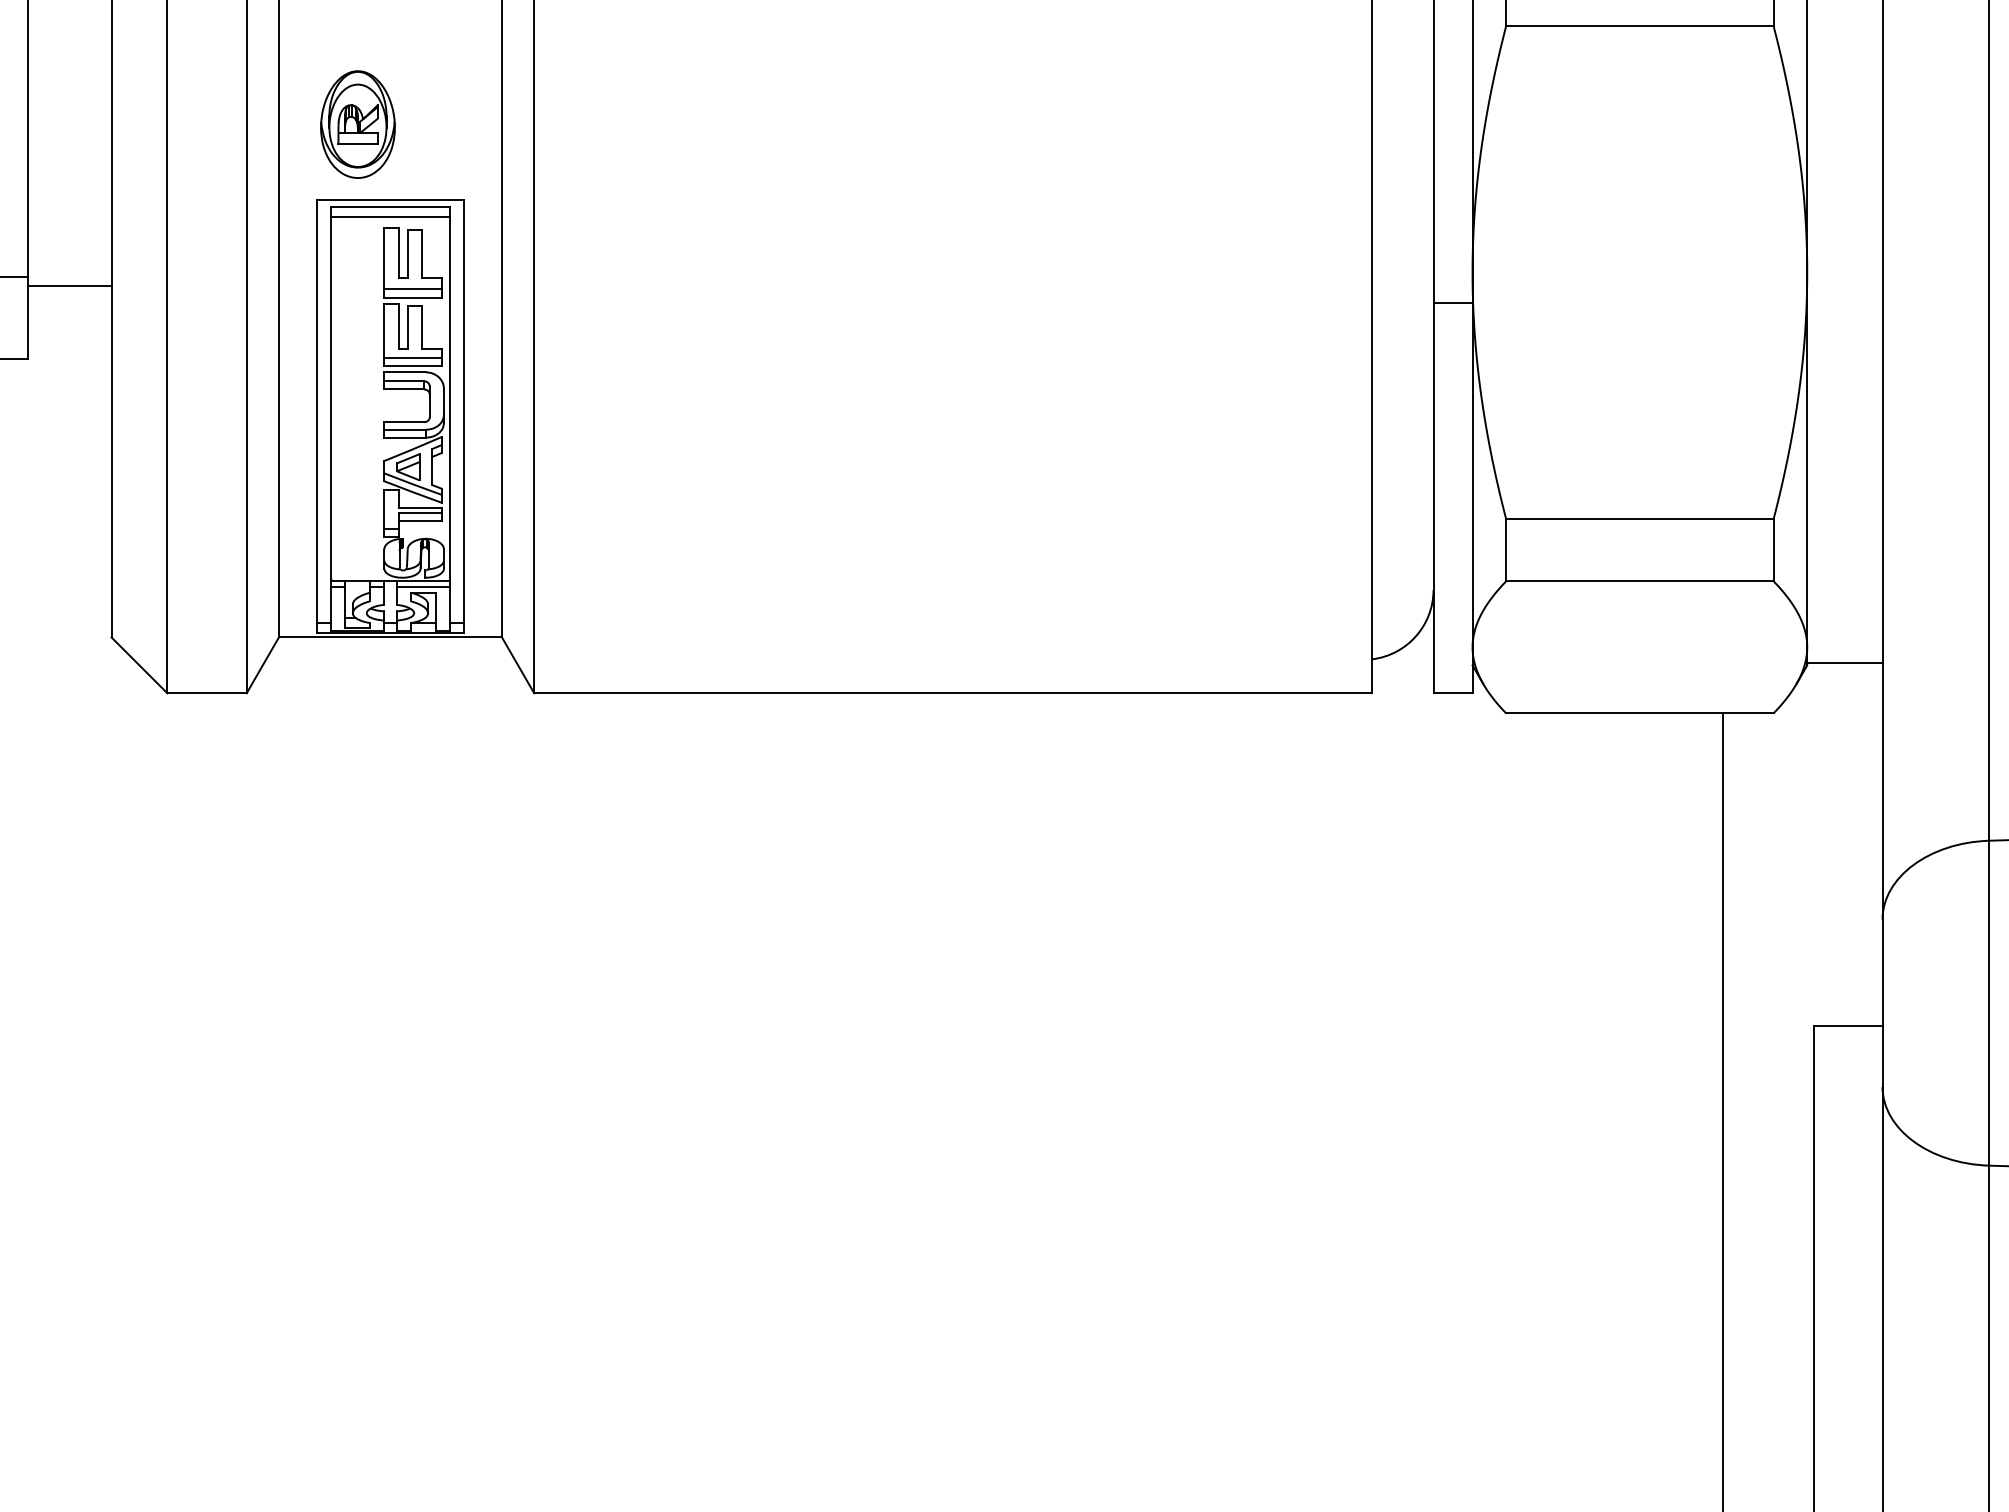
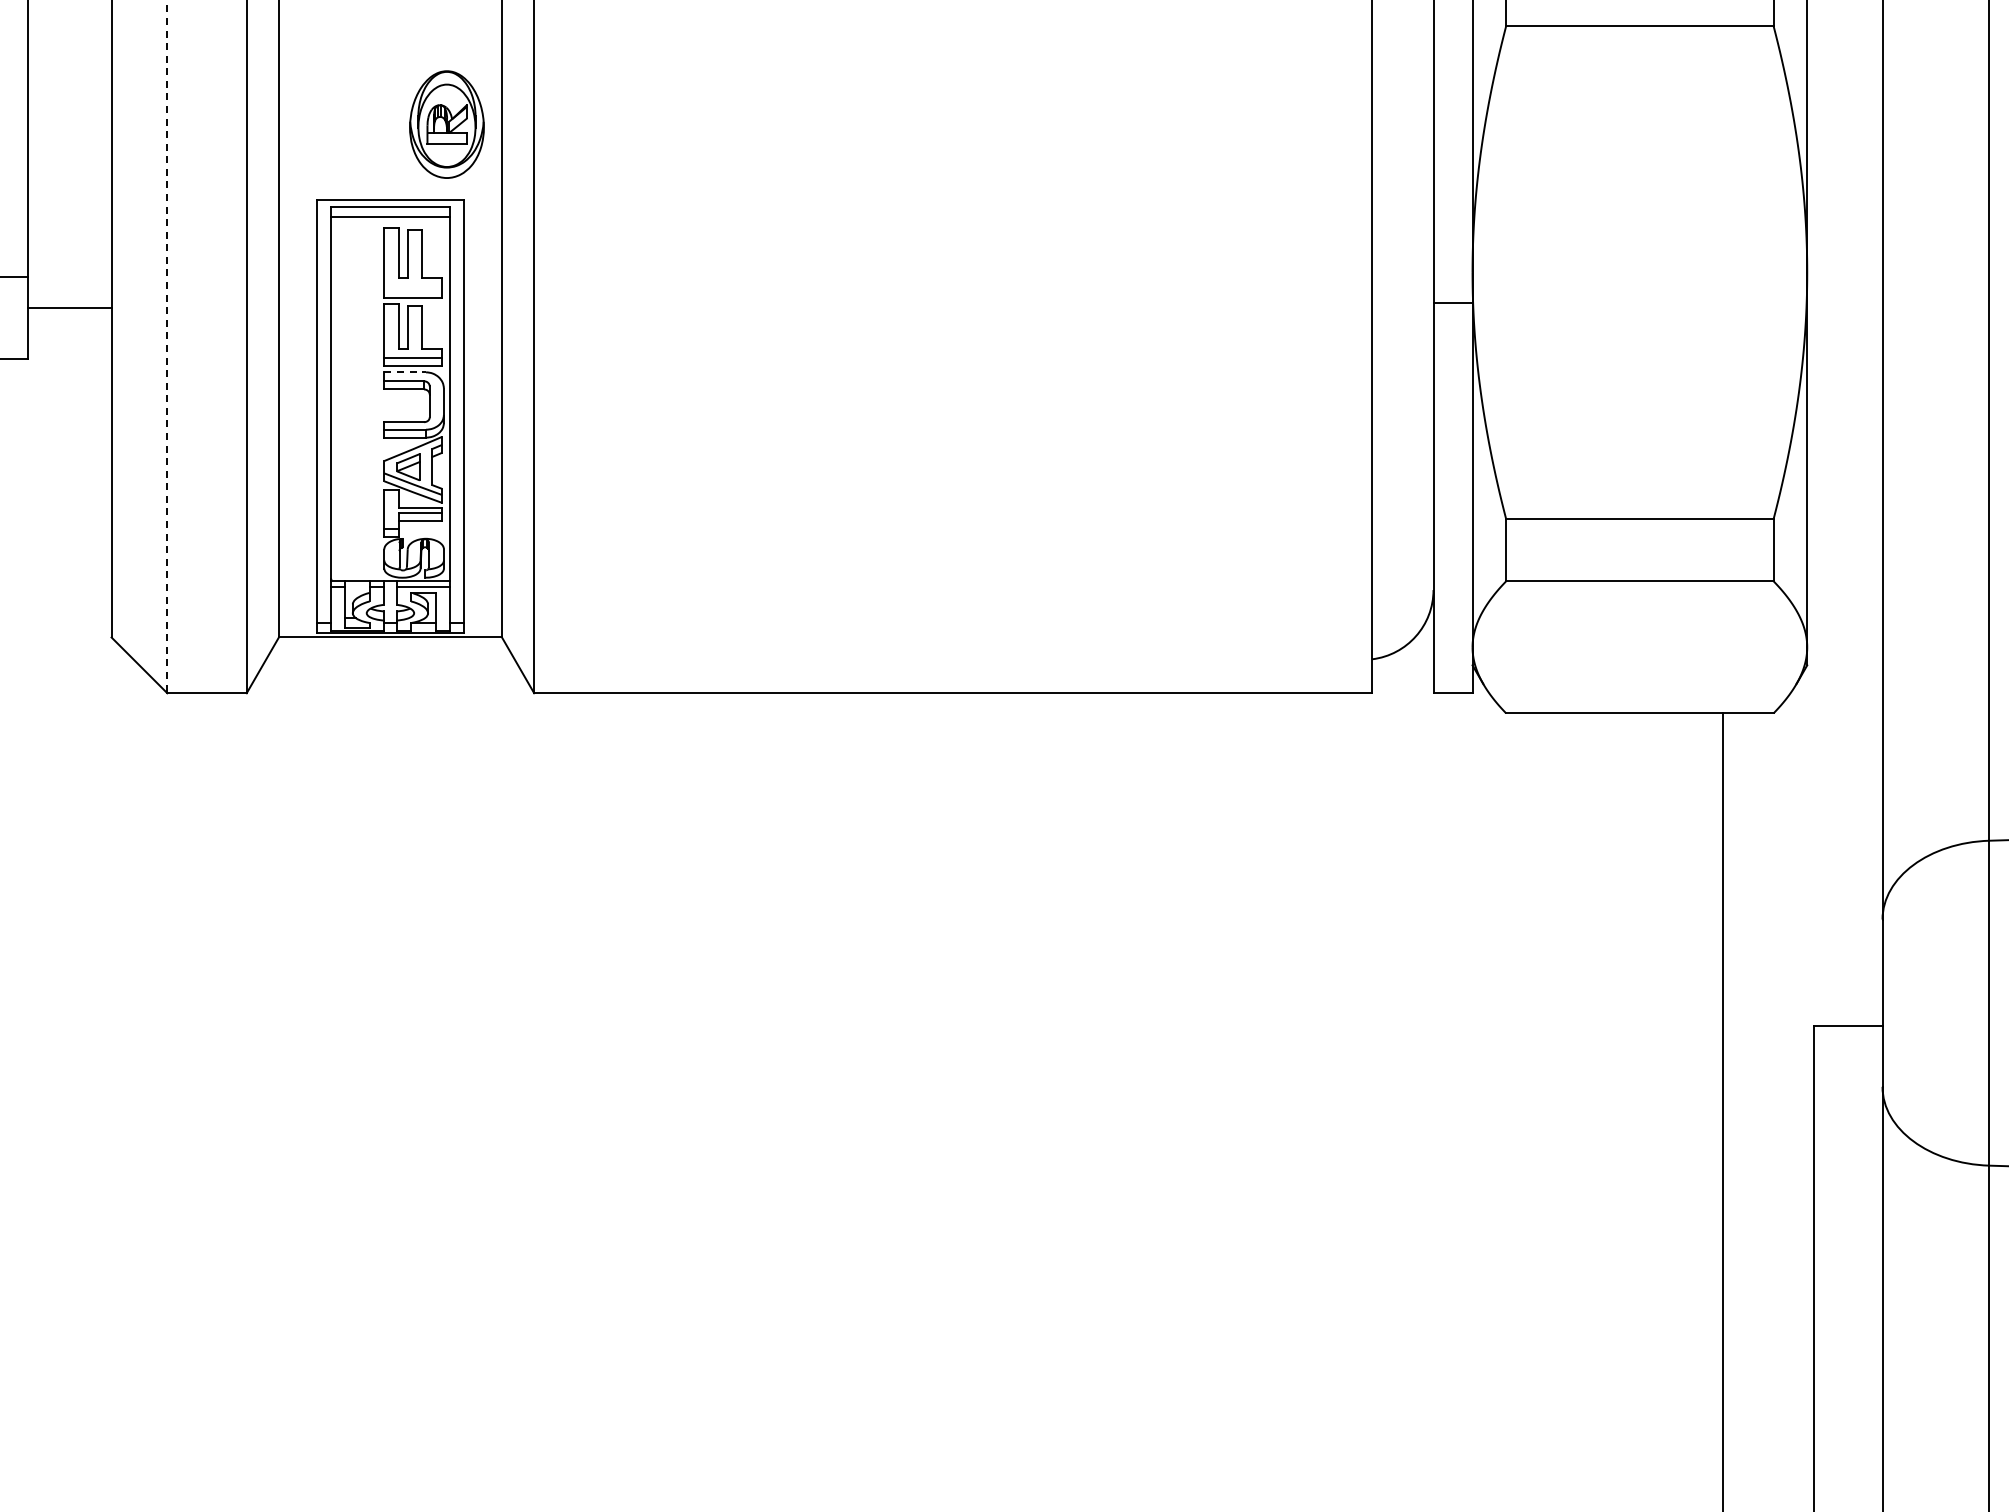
part position: (357, 124) -> (446, 124) (446, 124)
line position: (69, 286) -> (69, 308) (69, 308)
line: present -> none (413, 289)
line: solid -> dashed (167, 347)
line: solid -> dashed (405, 372)
line: present -> none (1844, 662)
